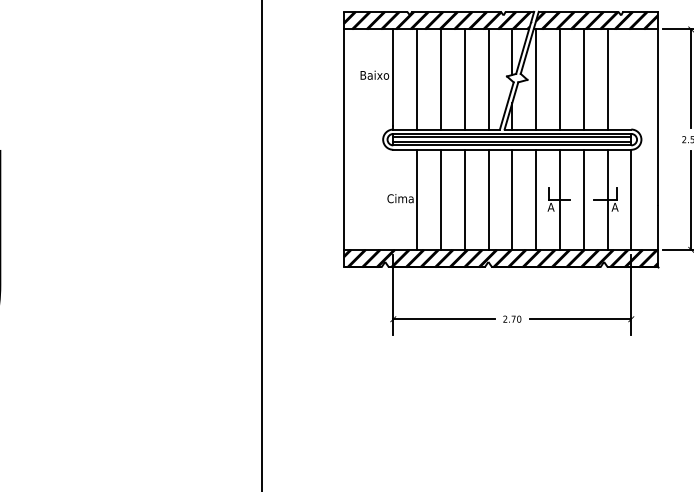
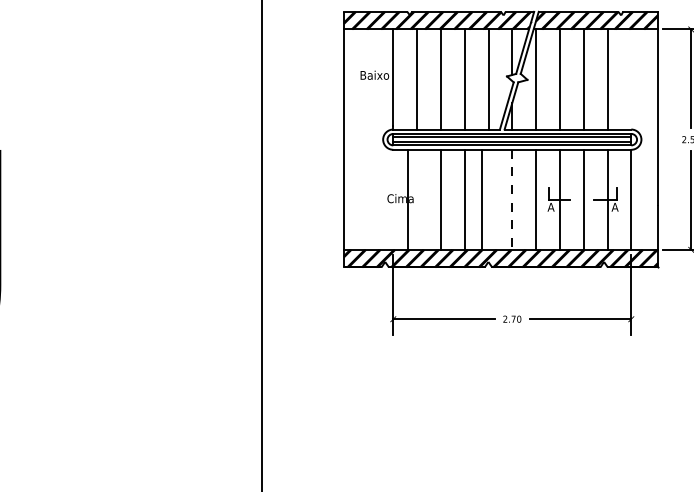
line position: (417, 199) -> (408, 199) (408, 199)
line position: (488, 199) -> (481, 199) (481, 199)
line: solid -> dashed (512, 200)
